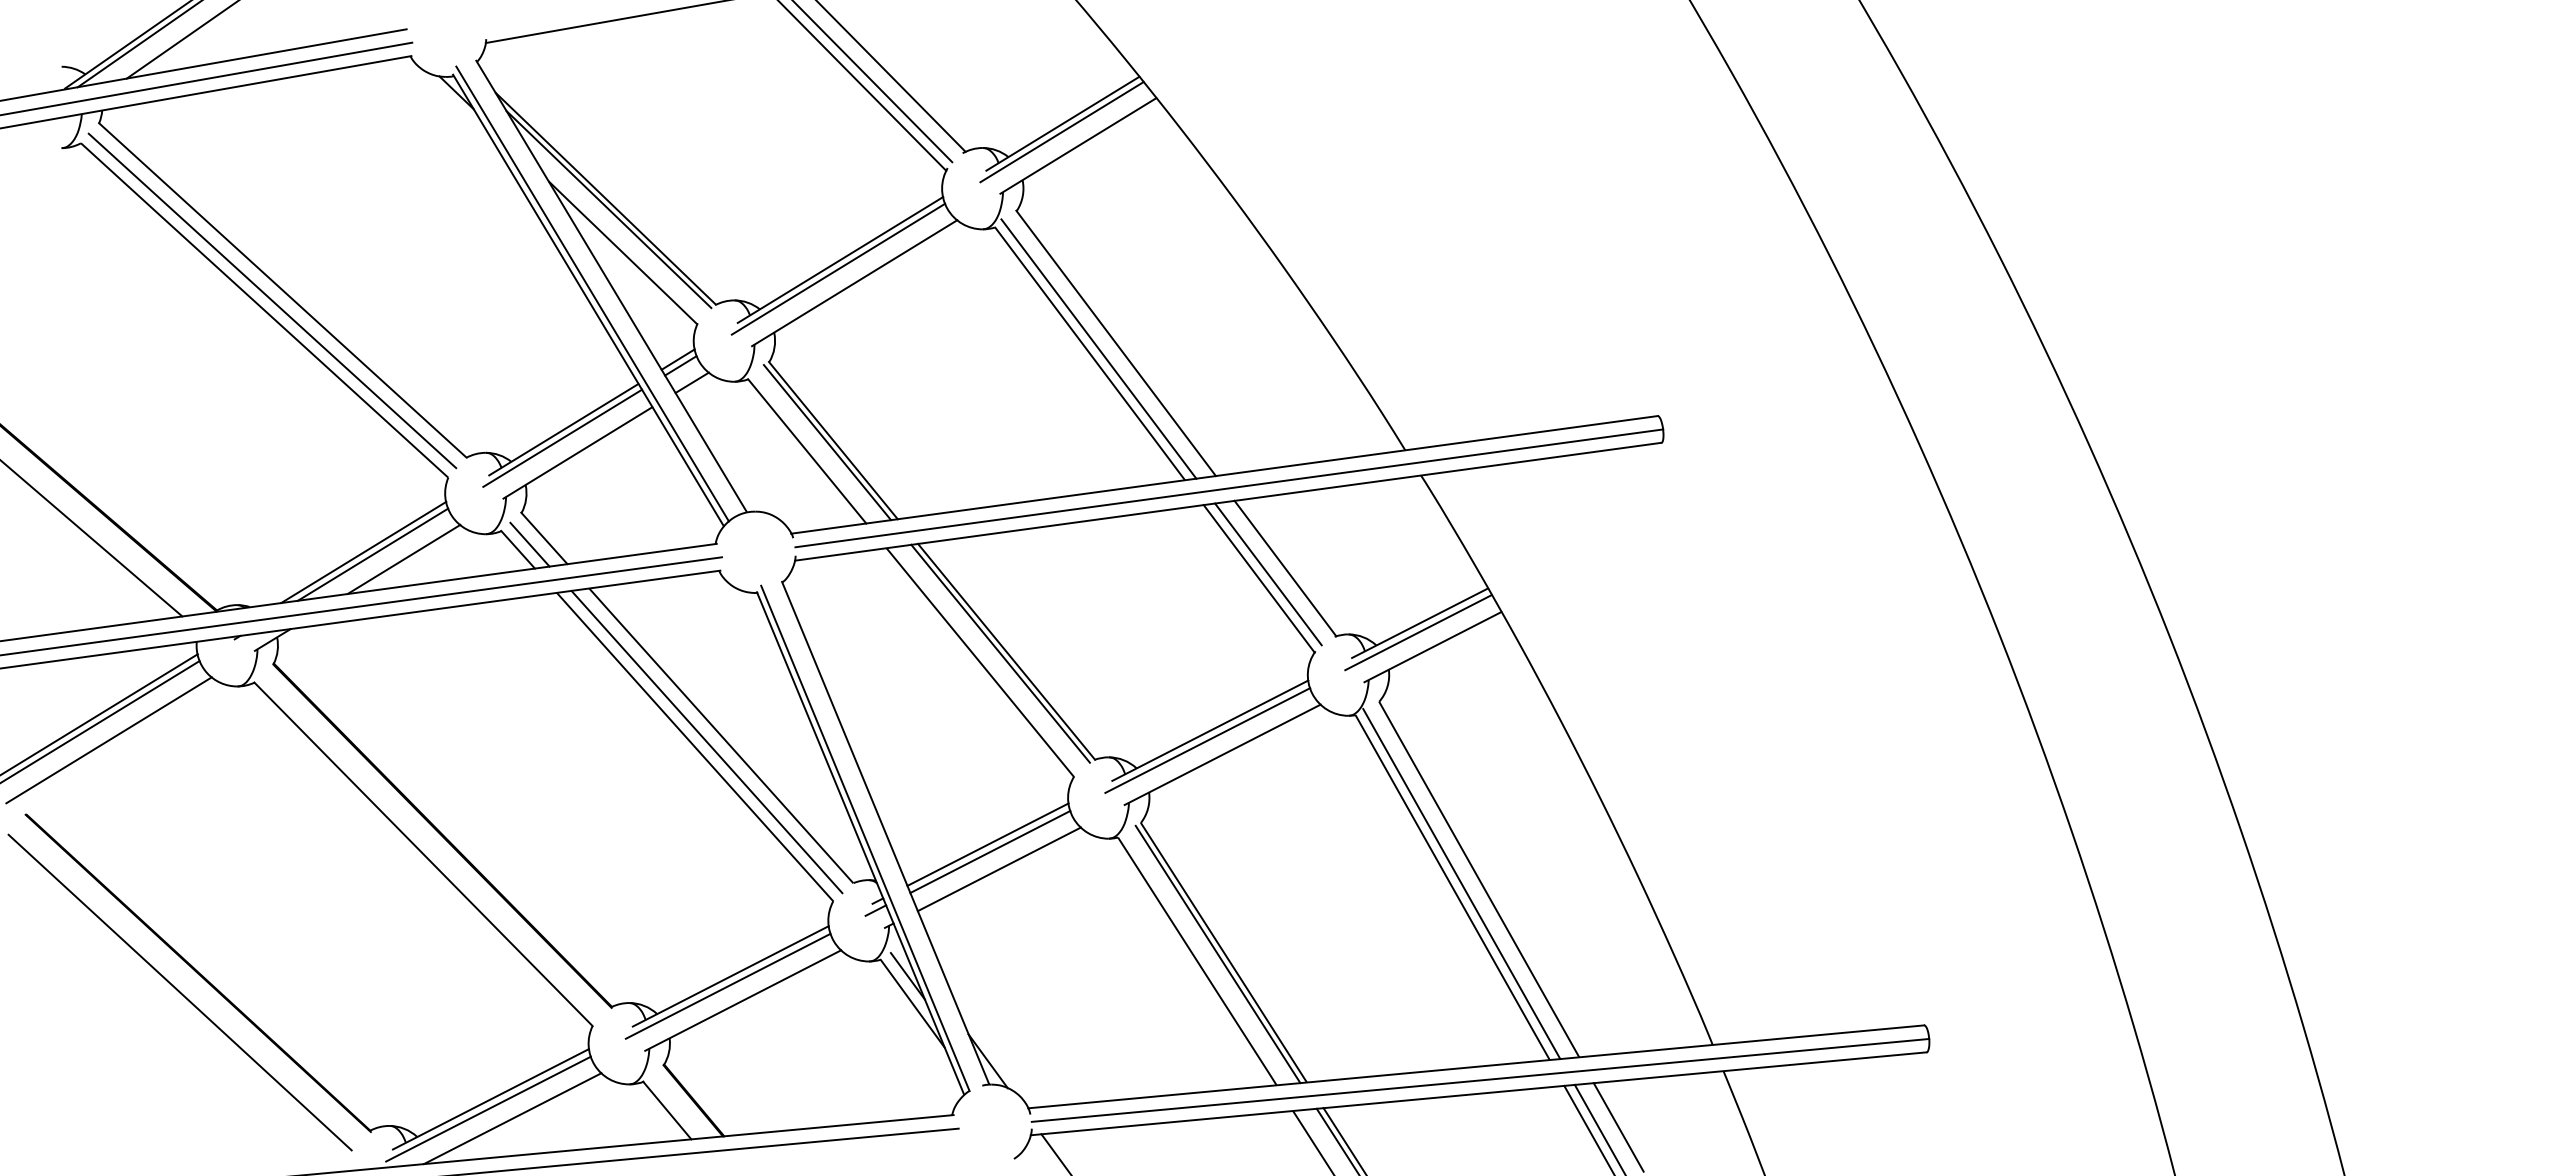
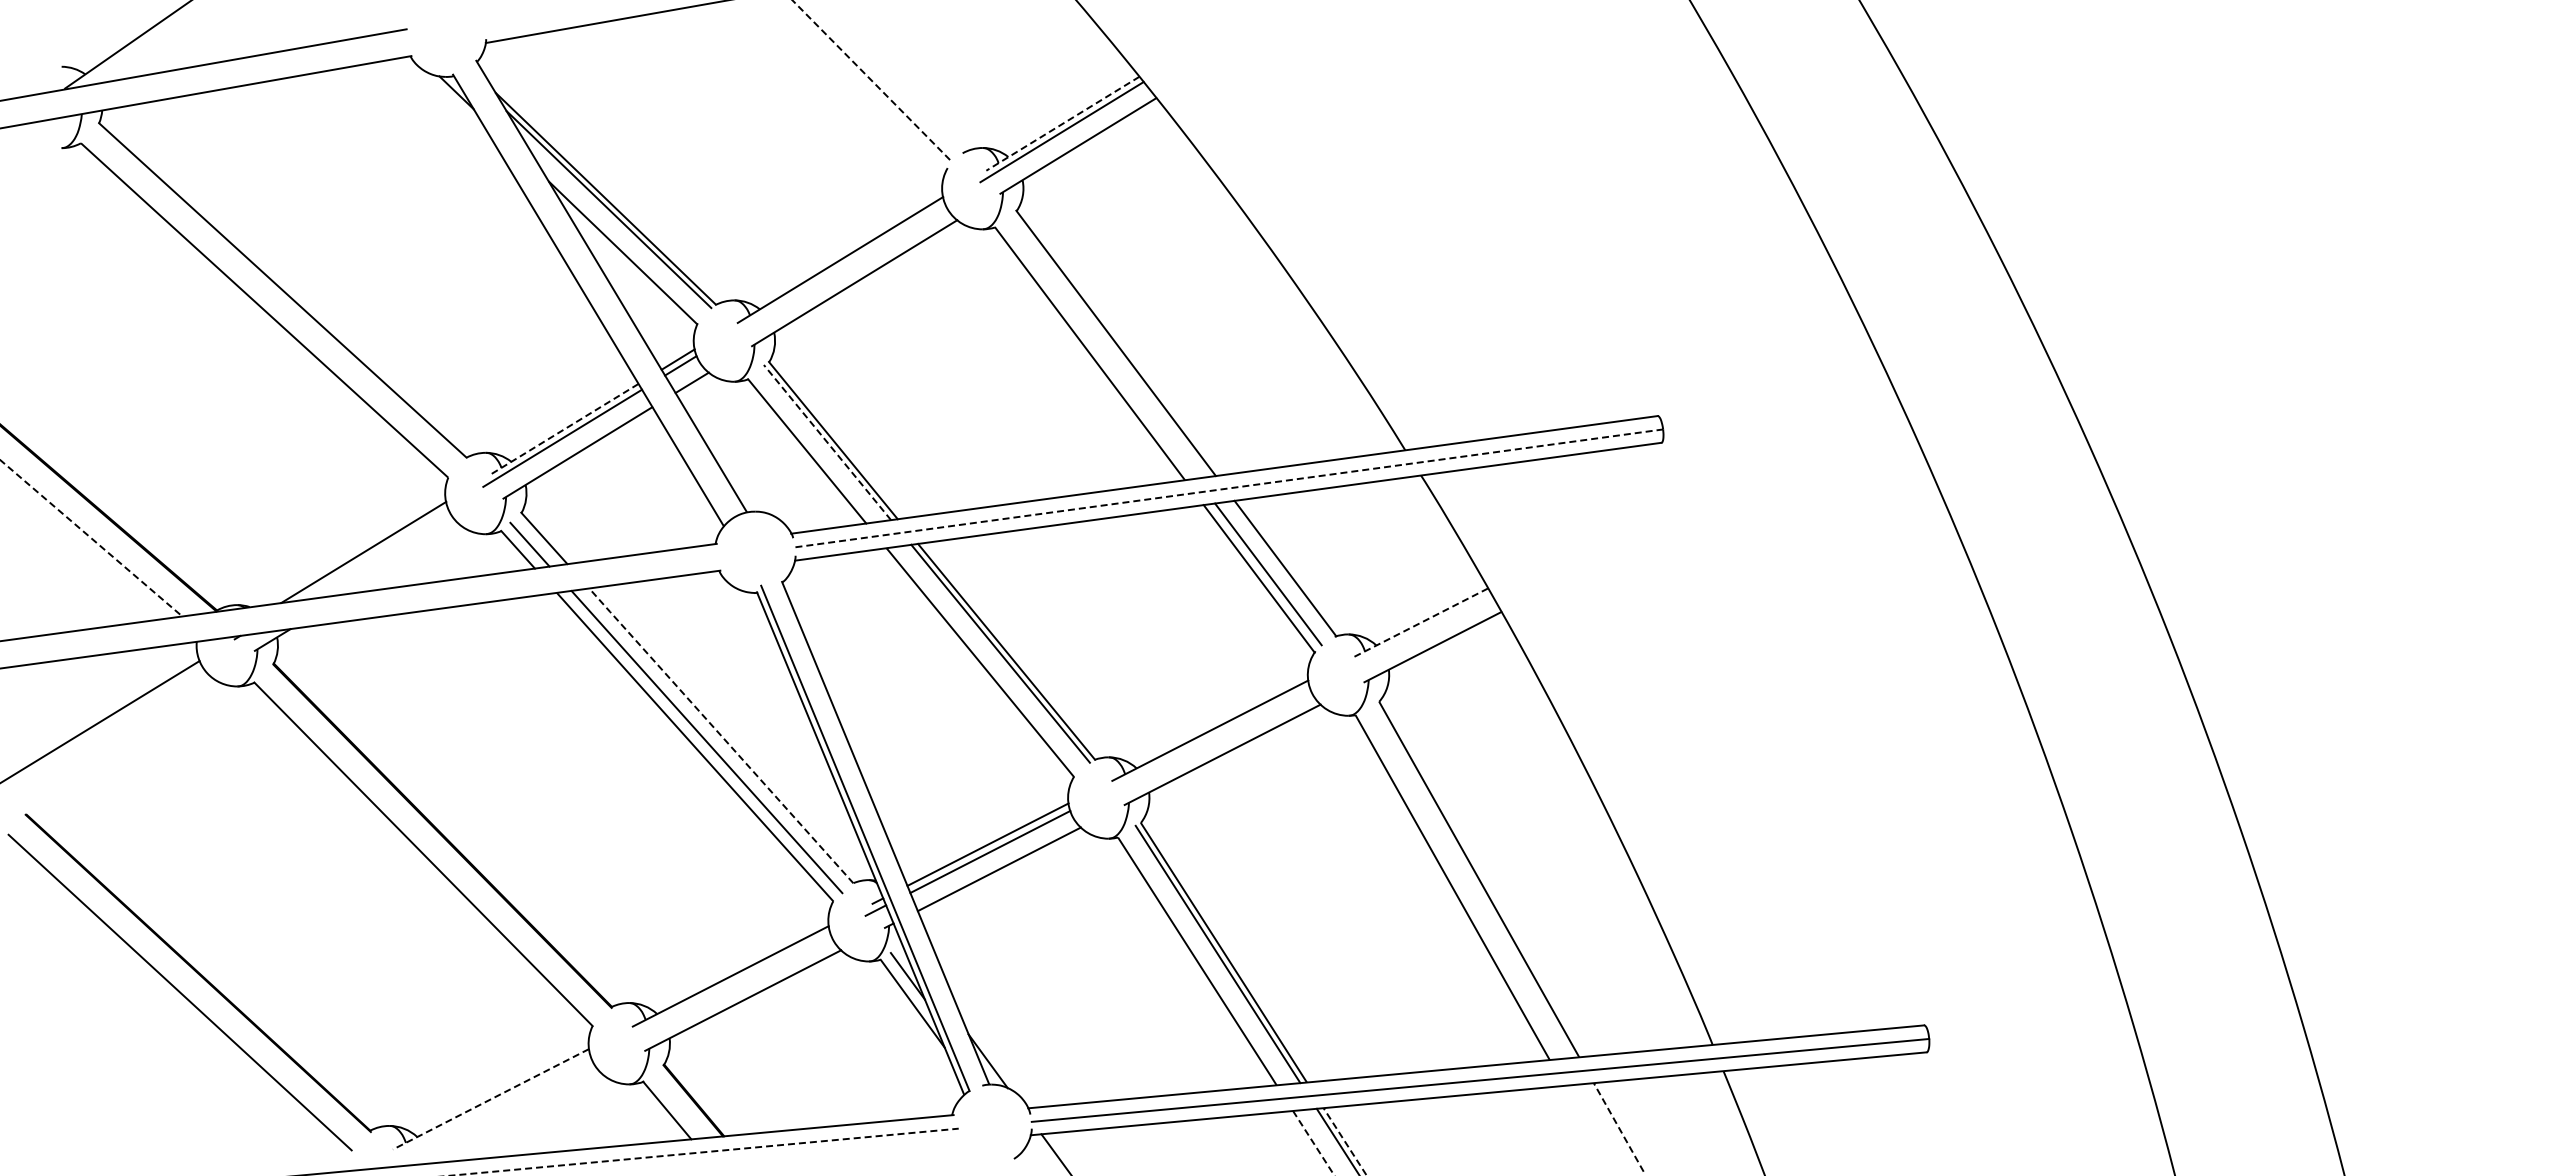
line: present -> none (181, 40)
line: present -> none (138, 44)
line: present -> none (891, 76)
line: present -> none (207, 78)
line: solid -> dashed (872, 81)
line: present -> none (862, 86)
line: solid -> dashed (1062, 123)
line: present -> none (838, 268)
line: present -> none (592, 293)
line: present -> none (272, 300)
line: present -> none (1098, 348)
line: solid -> dashed (563, 429)
line: solid -> dashed (827, 442)
line: solid -> dashed (1229, 488)
line: solid -> dashed (91, 538)
line: present -> none (372, 554)
line: present -> none (403, 558)
line: present -> none (362, 606)
line: solid -> dashed (1419, 623)
line: present -> none (1418, 632)
line: present -> none (99, 713)
line: solid -> dashed (720, 734)
line: present -> none (108, 740)
line: present -> none (1207, 740)
line: present -> none (1461, 883)
line: present -> none (727, 985)
line: solid -> dashed (490, 1099)
line: present -> none (488, 1108)
line: present -> none (512, 1118)
line: solid -> dashed (1618, 1127)
line: present -> none (1588, 1128)
line: present -> none (1599, 1128)
line: solid -> dashed (1345, 1141)
line: solid -> dashed (1314, 1143)
line: solid -> dashed (703, 1152)
